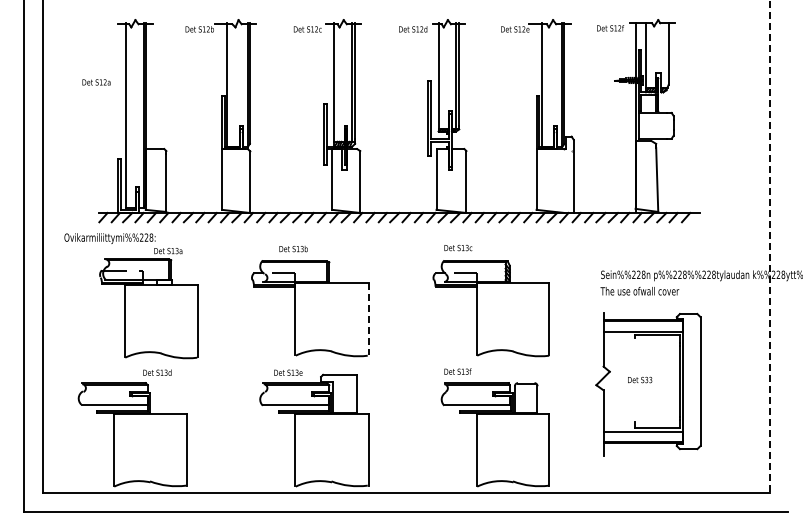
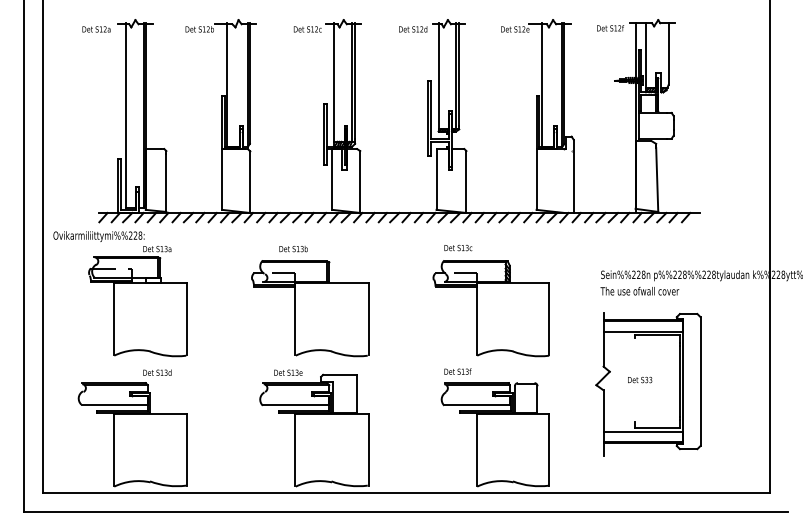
text position: (96, 82) -> (96, 29) (96, 29)
line: dashed -> solid (769, 247)
part position: (131, 296) -> (120, 294) (120, 294)
line: dashed -> solid (368, 319)
